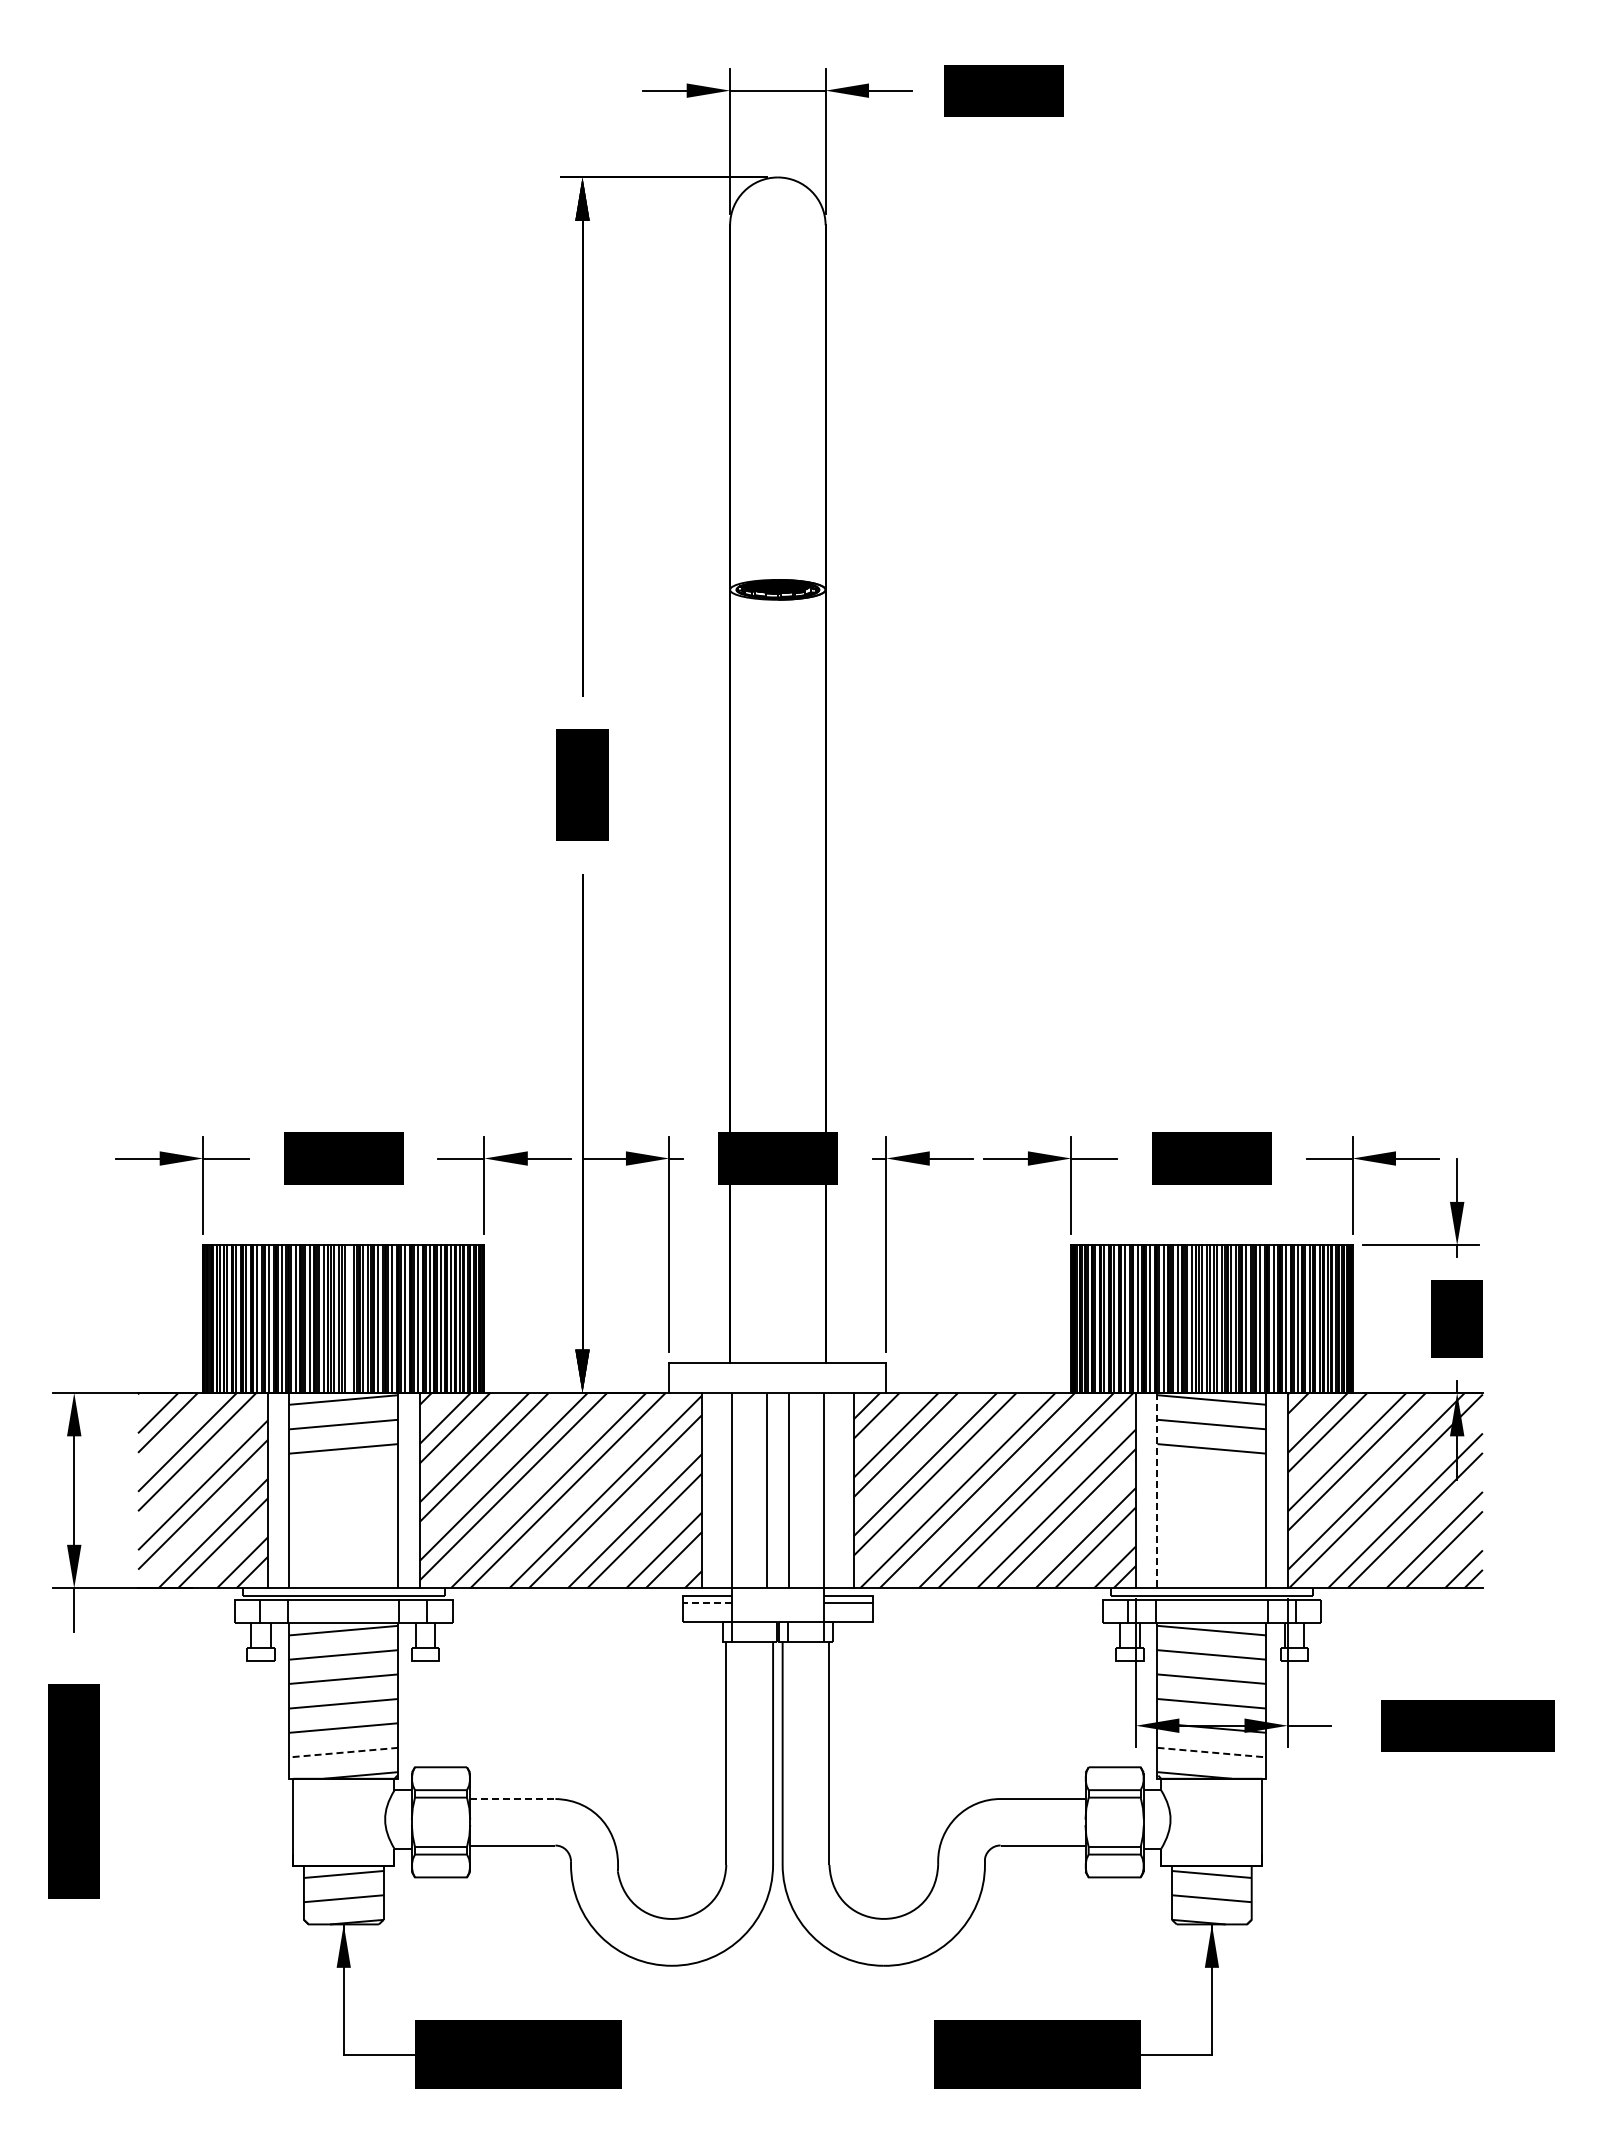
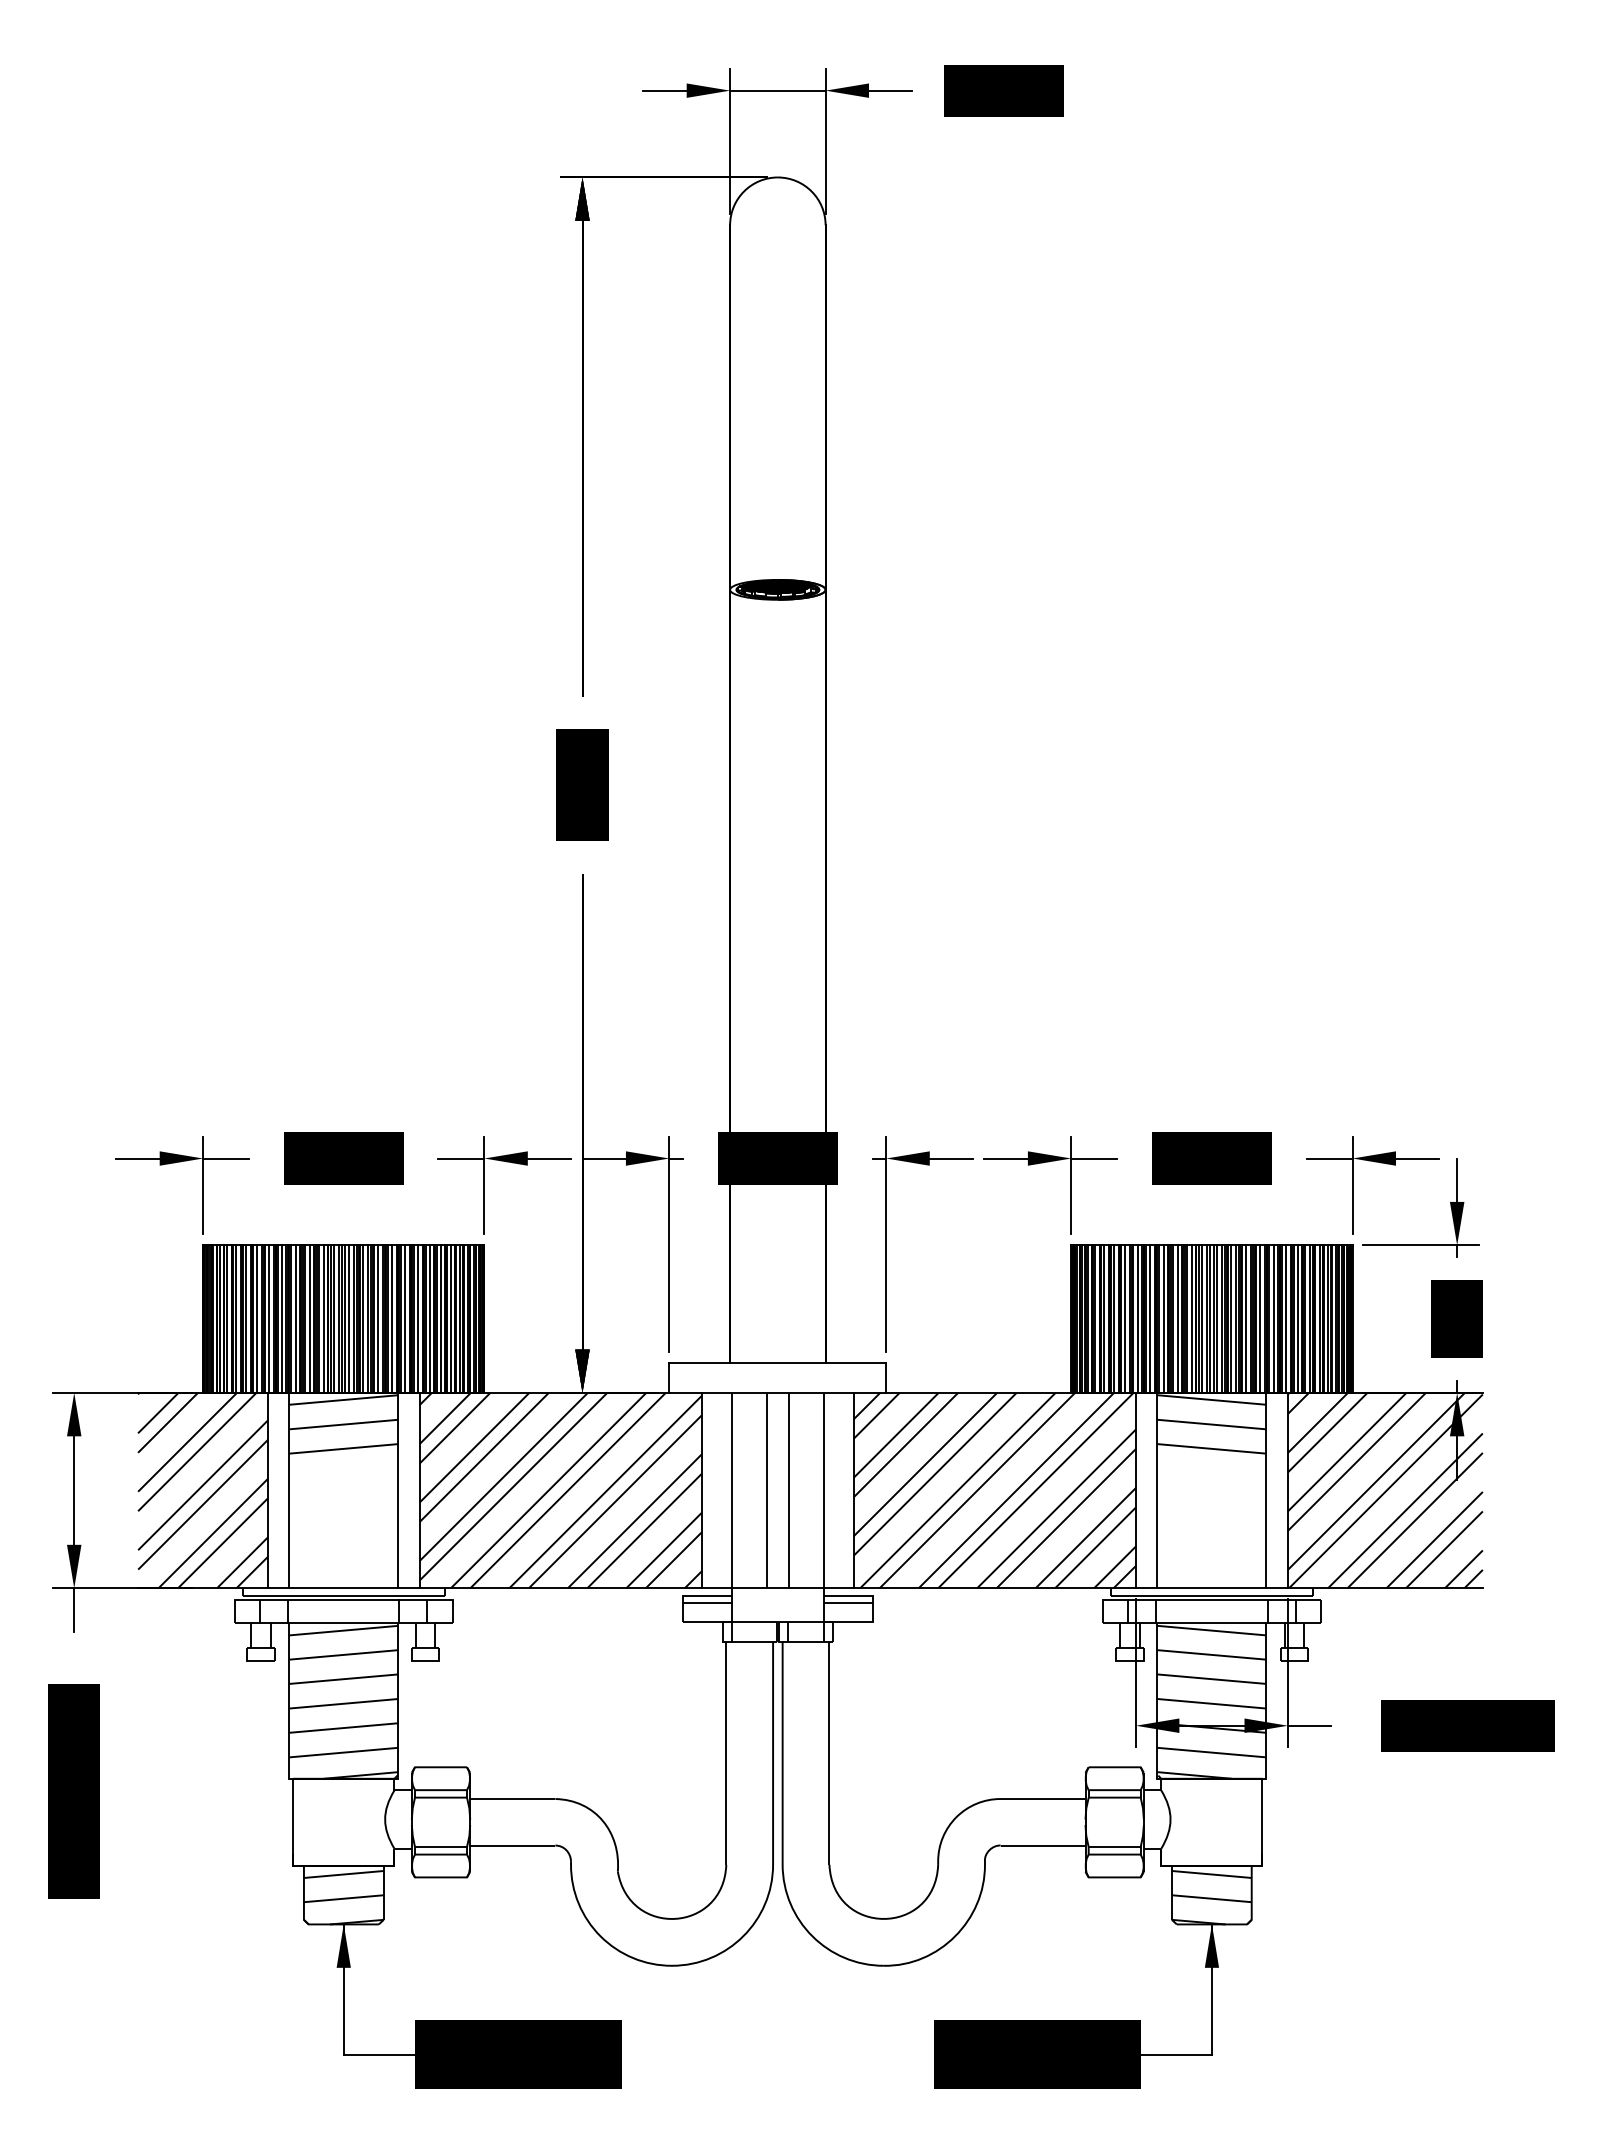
line: none -> present (348, 1318)
line: dashed -> solid (1157, 1490)
line: dashed -> solid (707, 1603)
line: dashed -> solid (343, 1752)
line: dashed -> solid (1211, 1752)
line: dashed -> solid (512, 1799)
